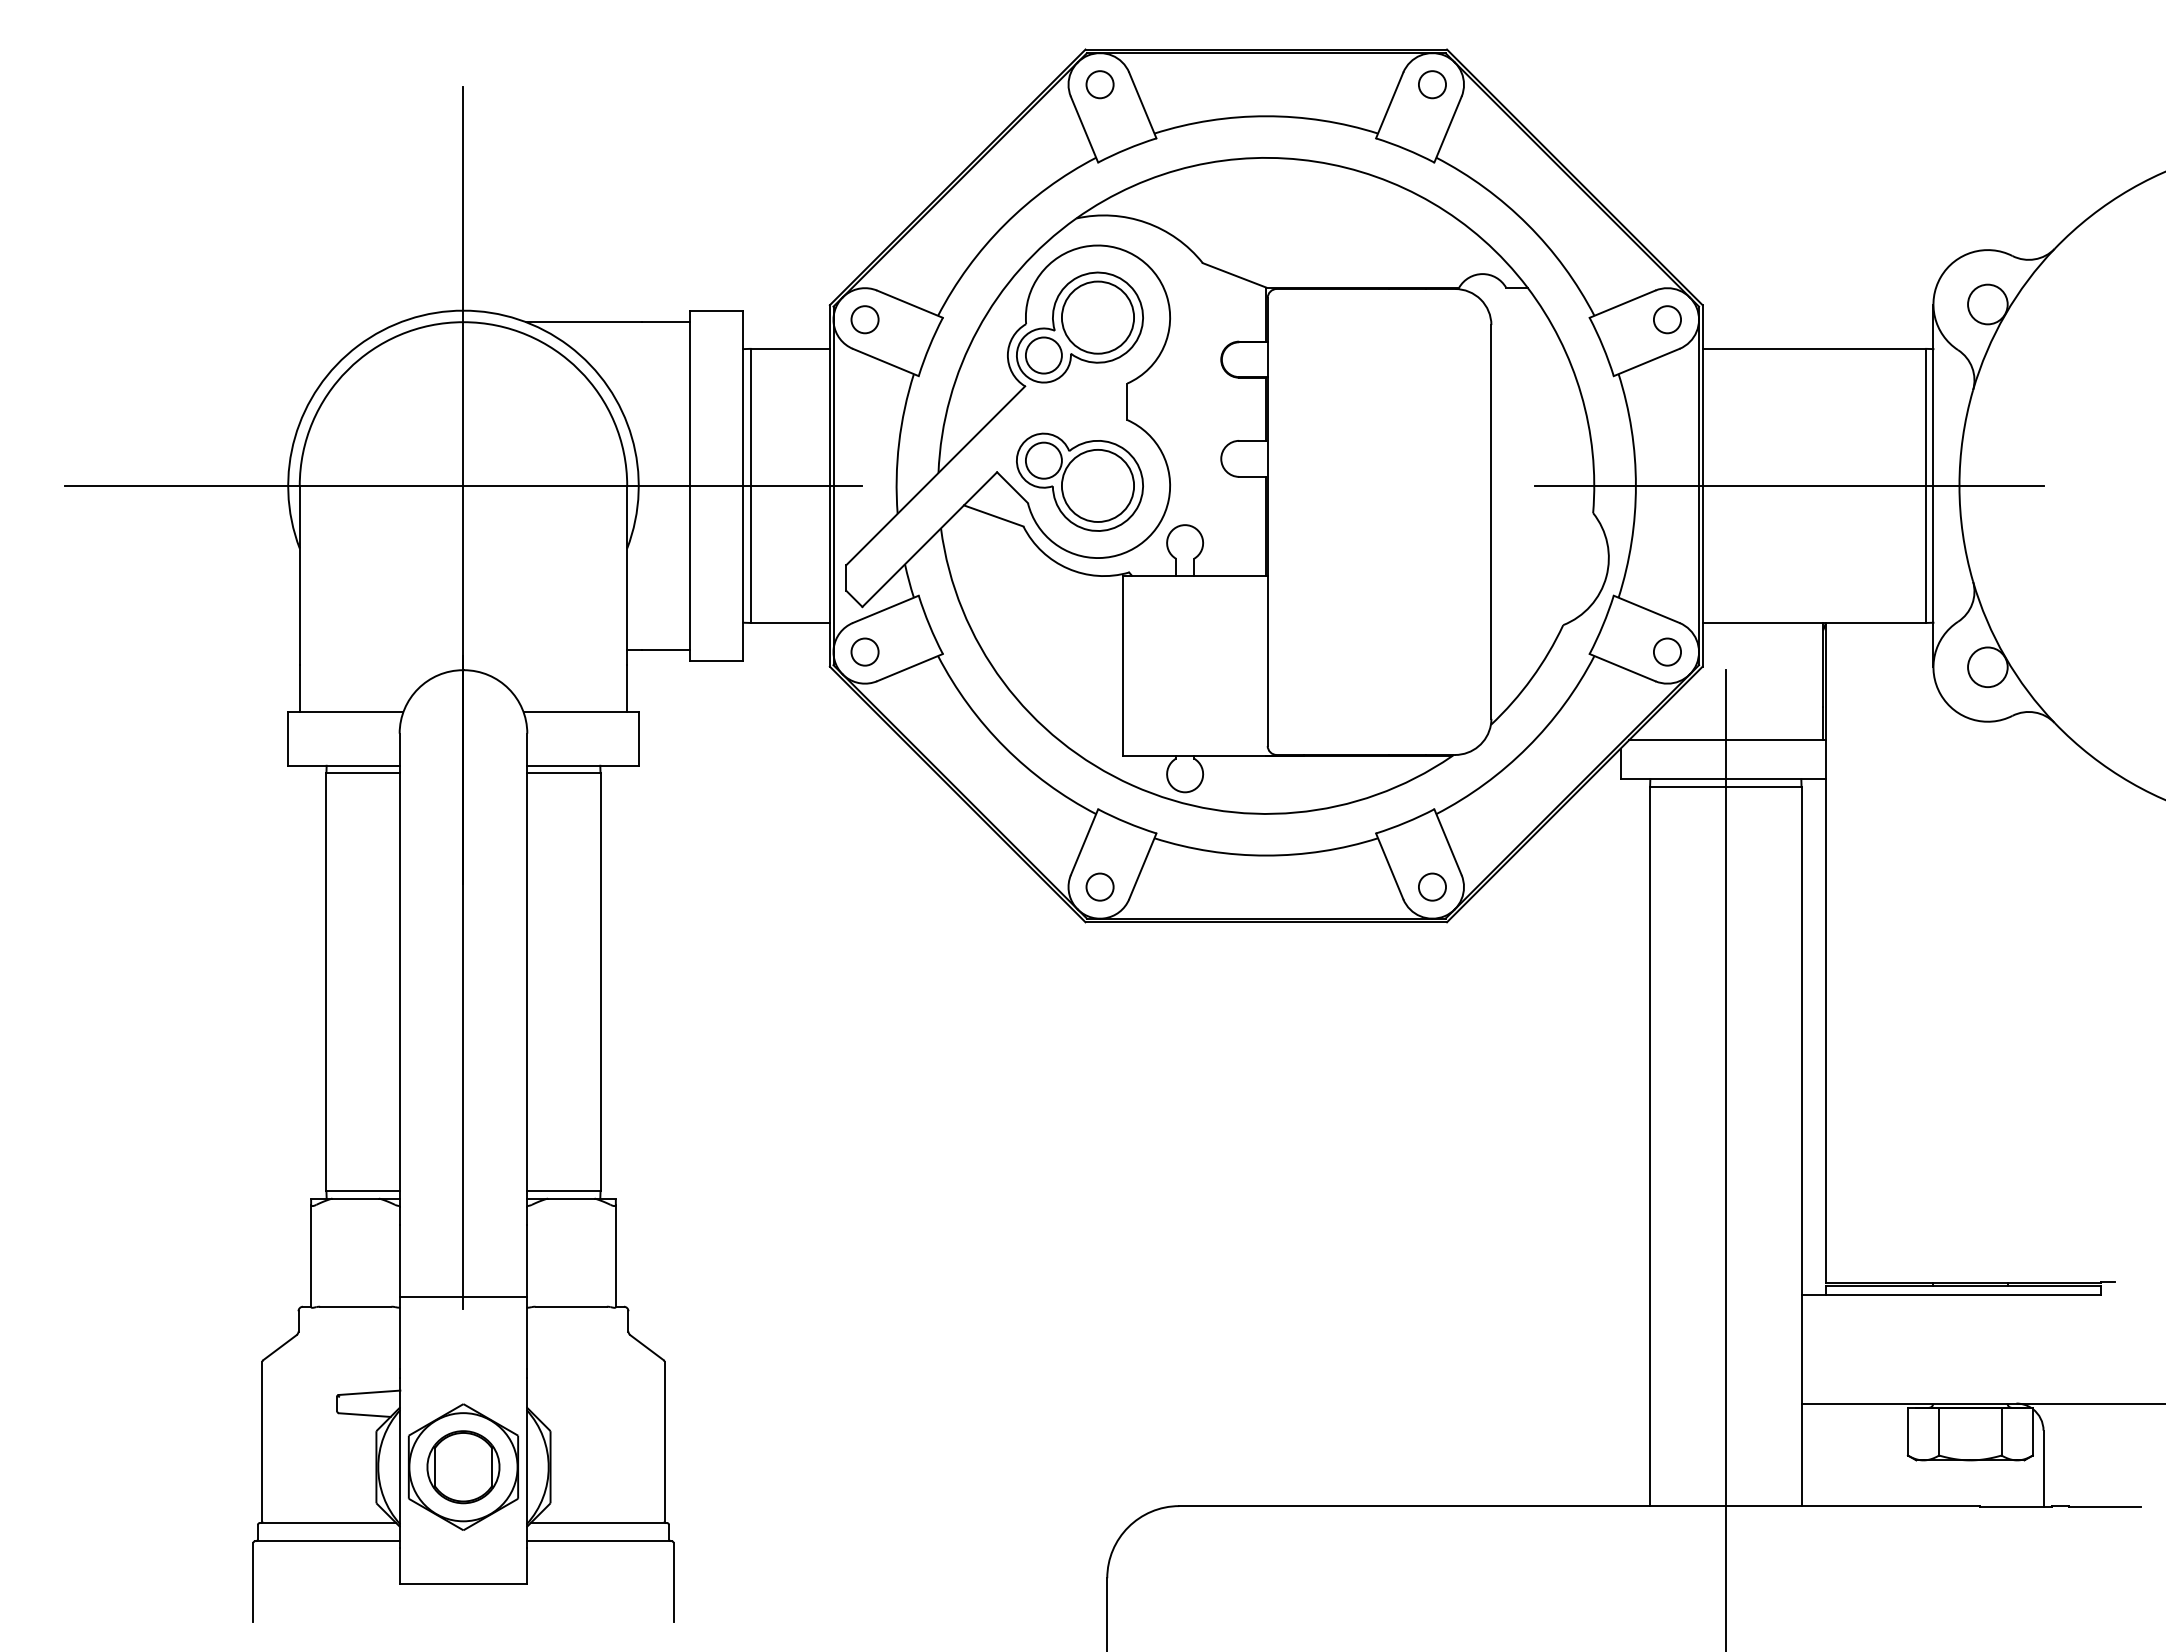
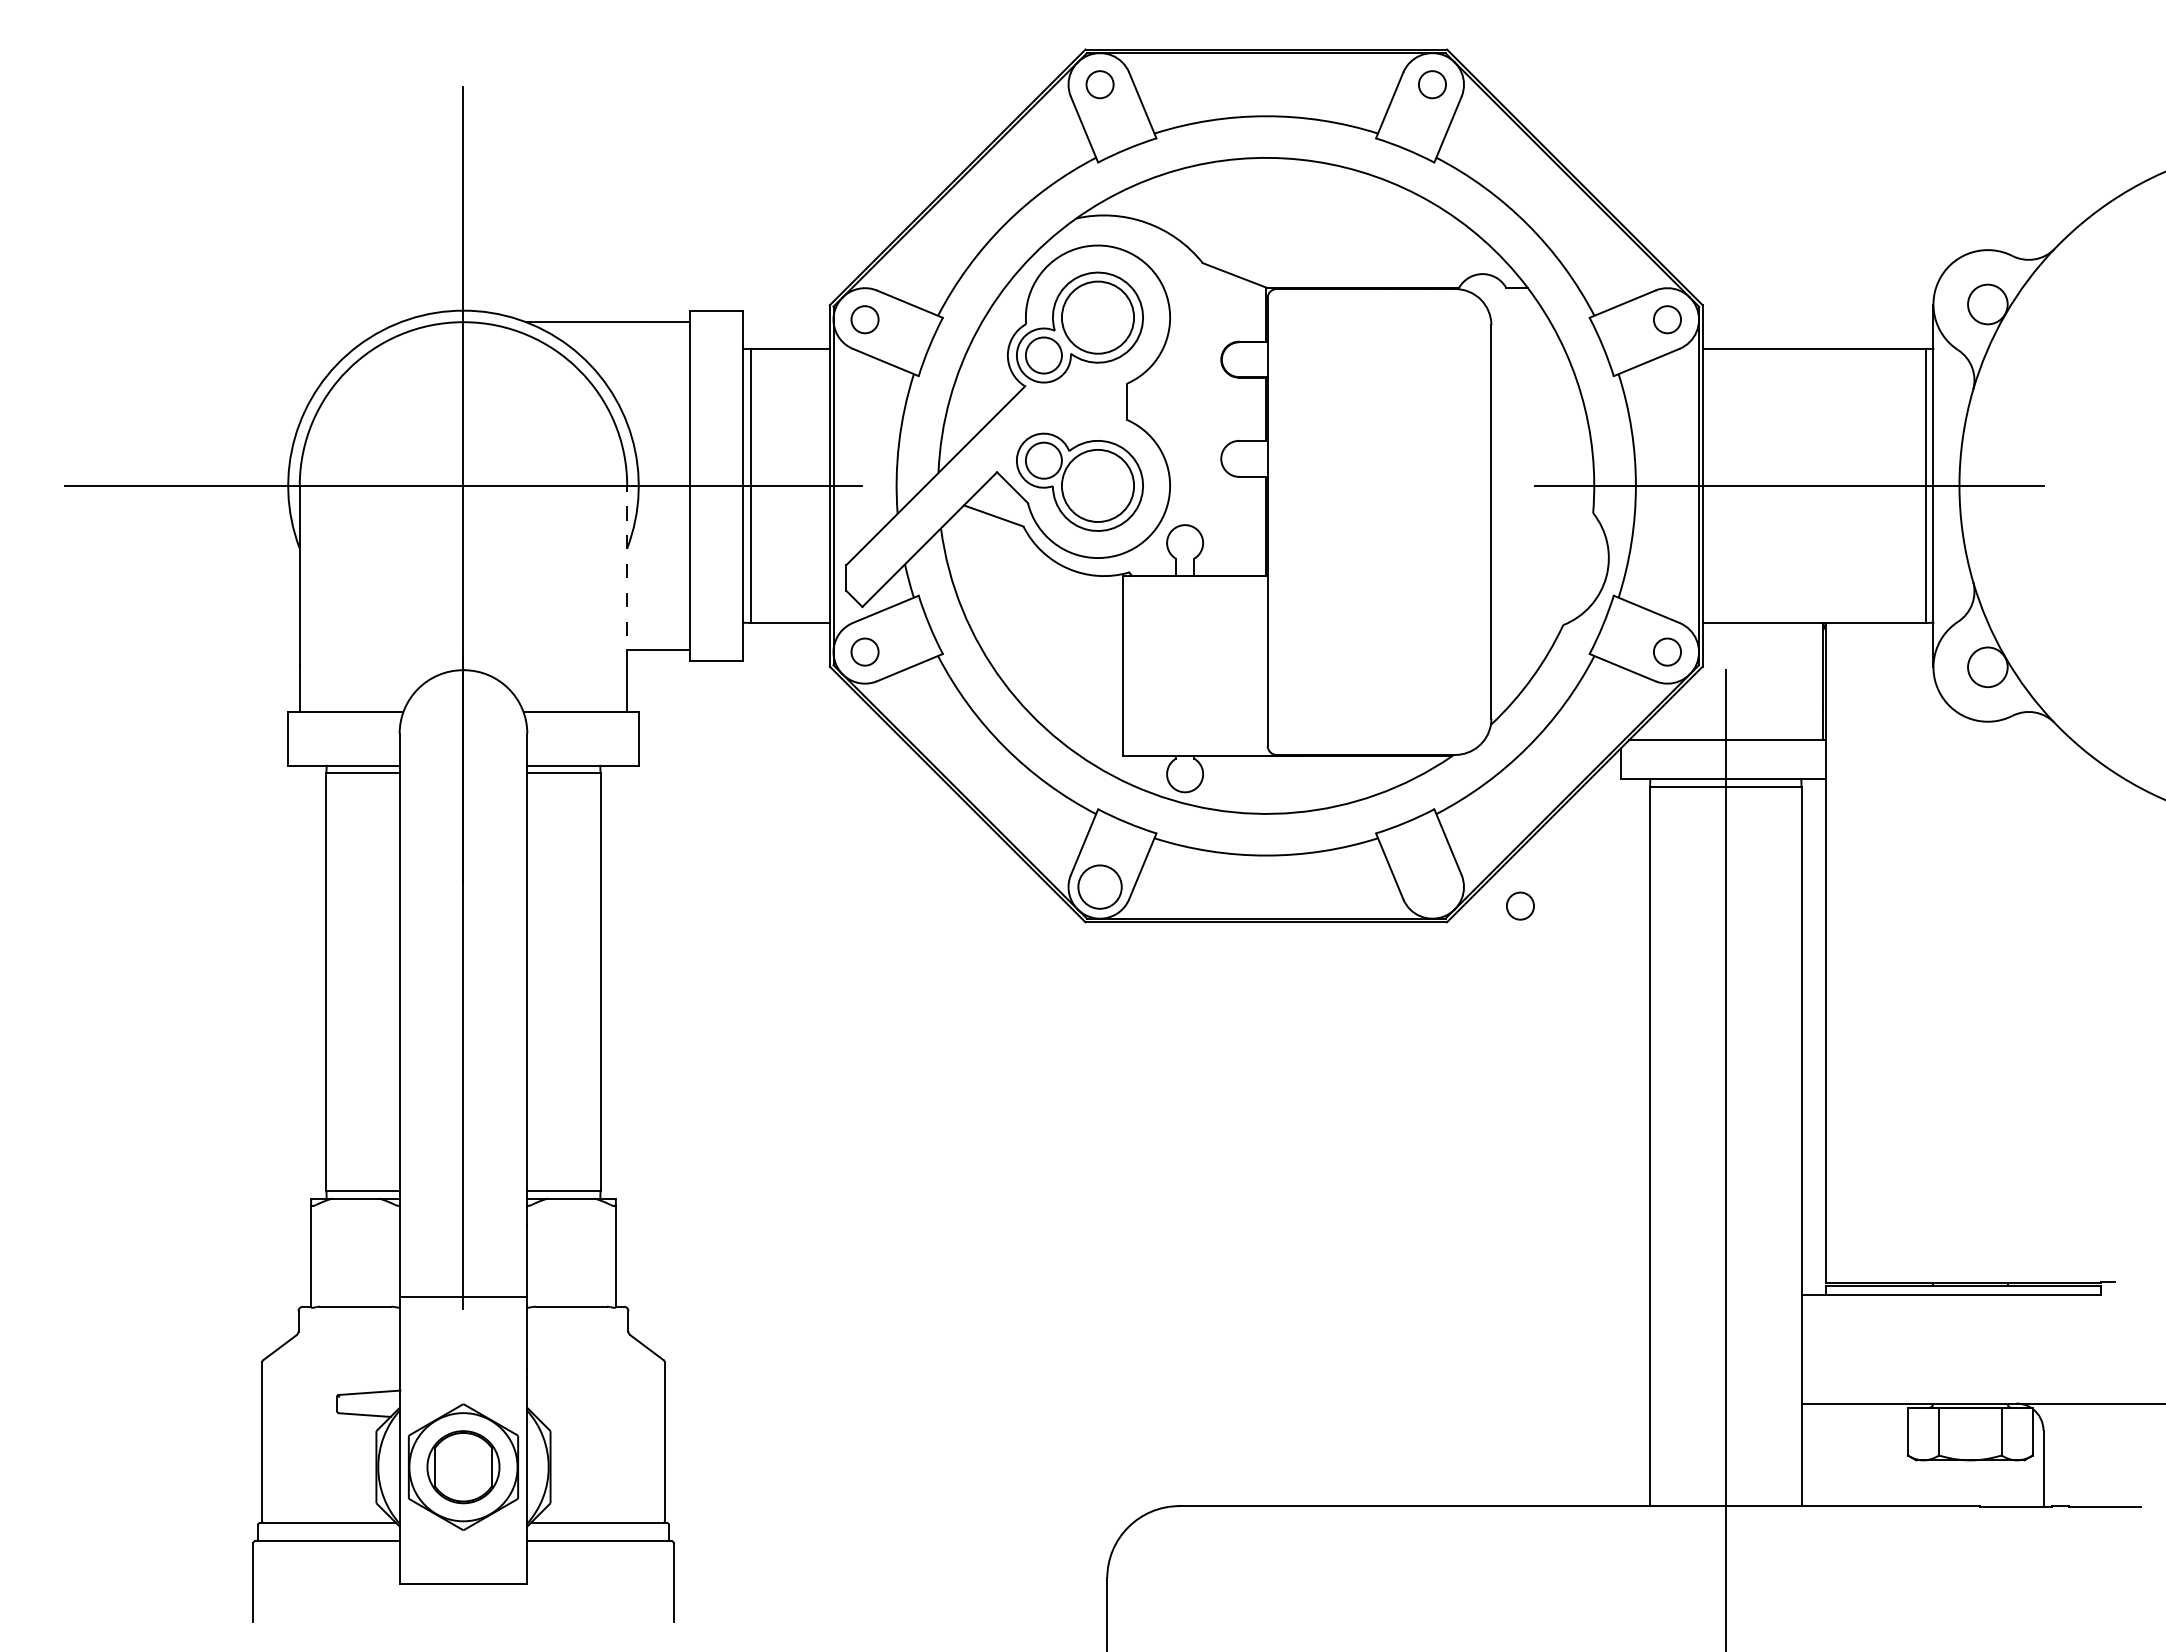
line: solid -> dashed (627, 574)
circle diameter: 27 px -> 43 px (1099, 886)
circle position: (1432, 886) -> (1520, 905) (1520, 905)
